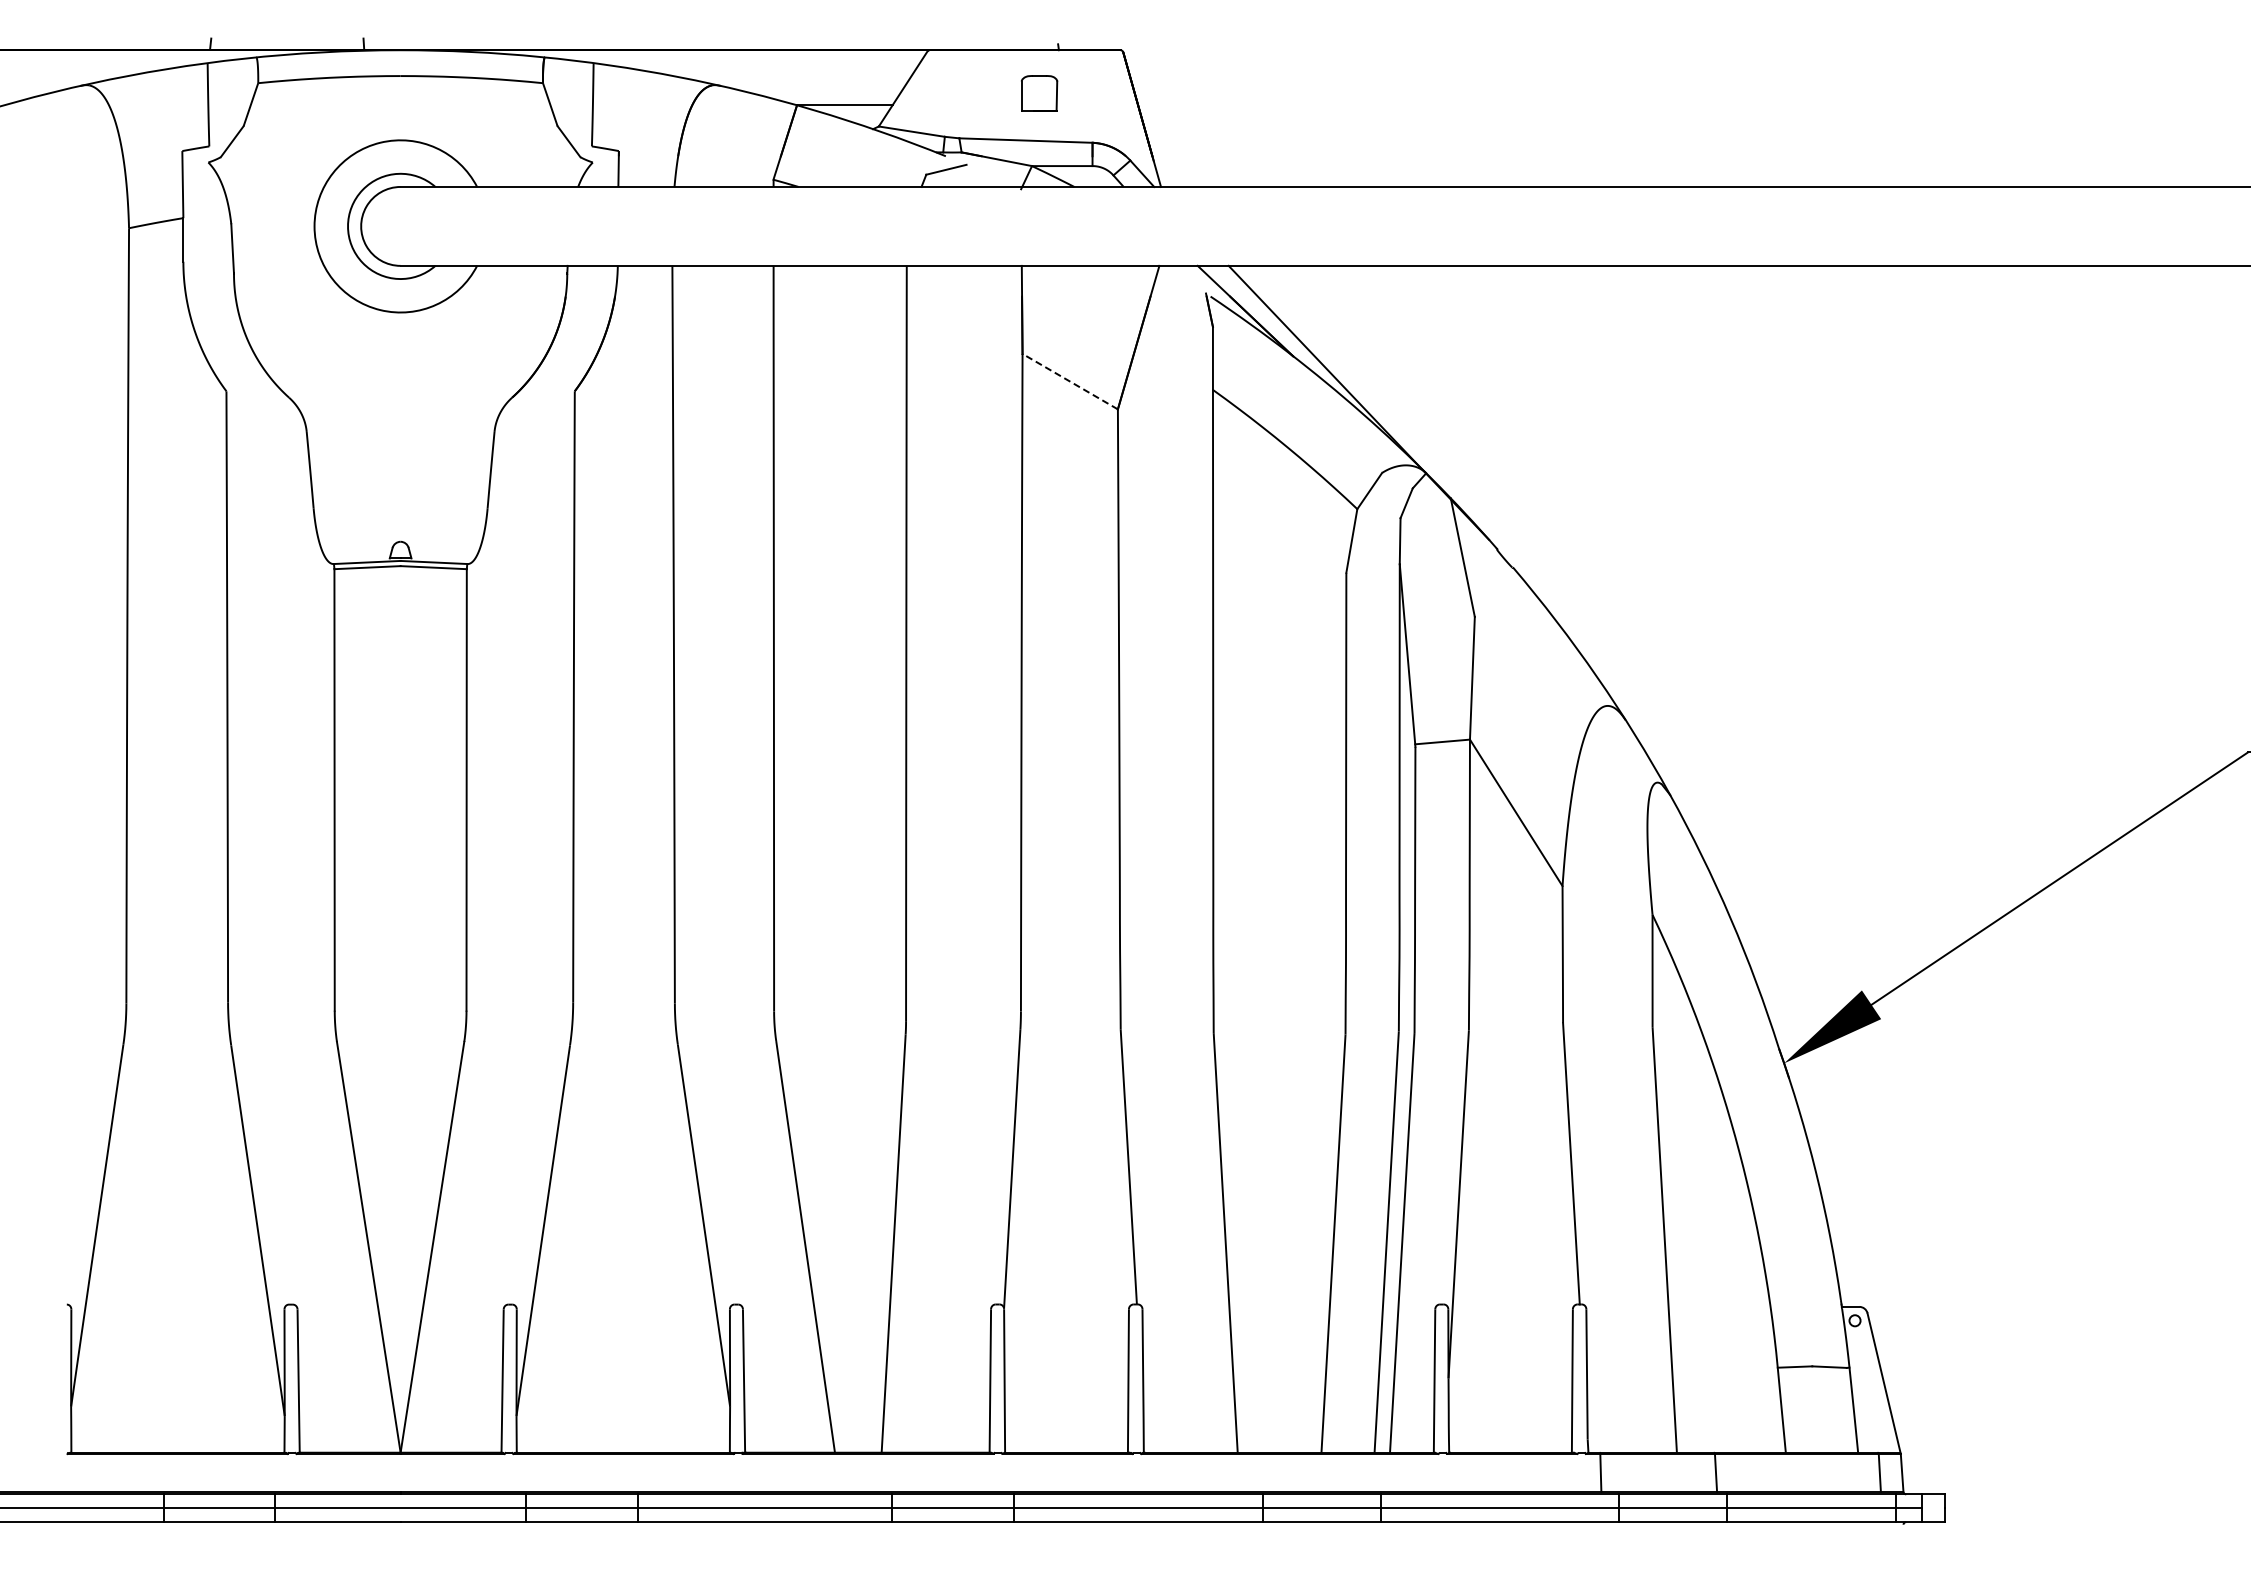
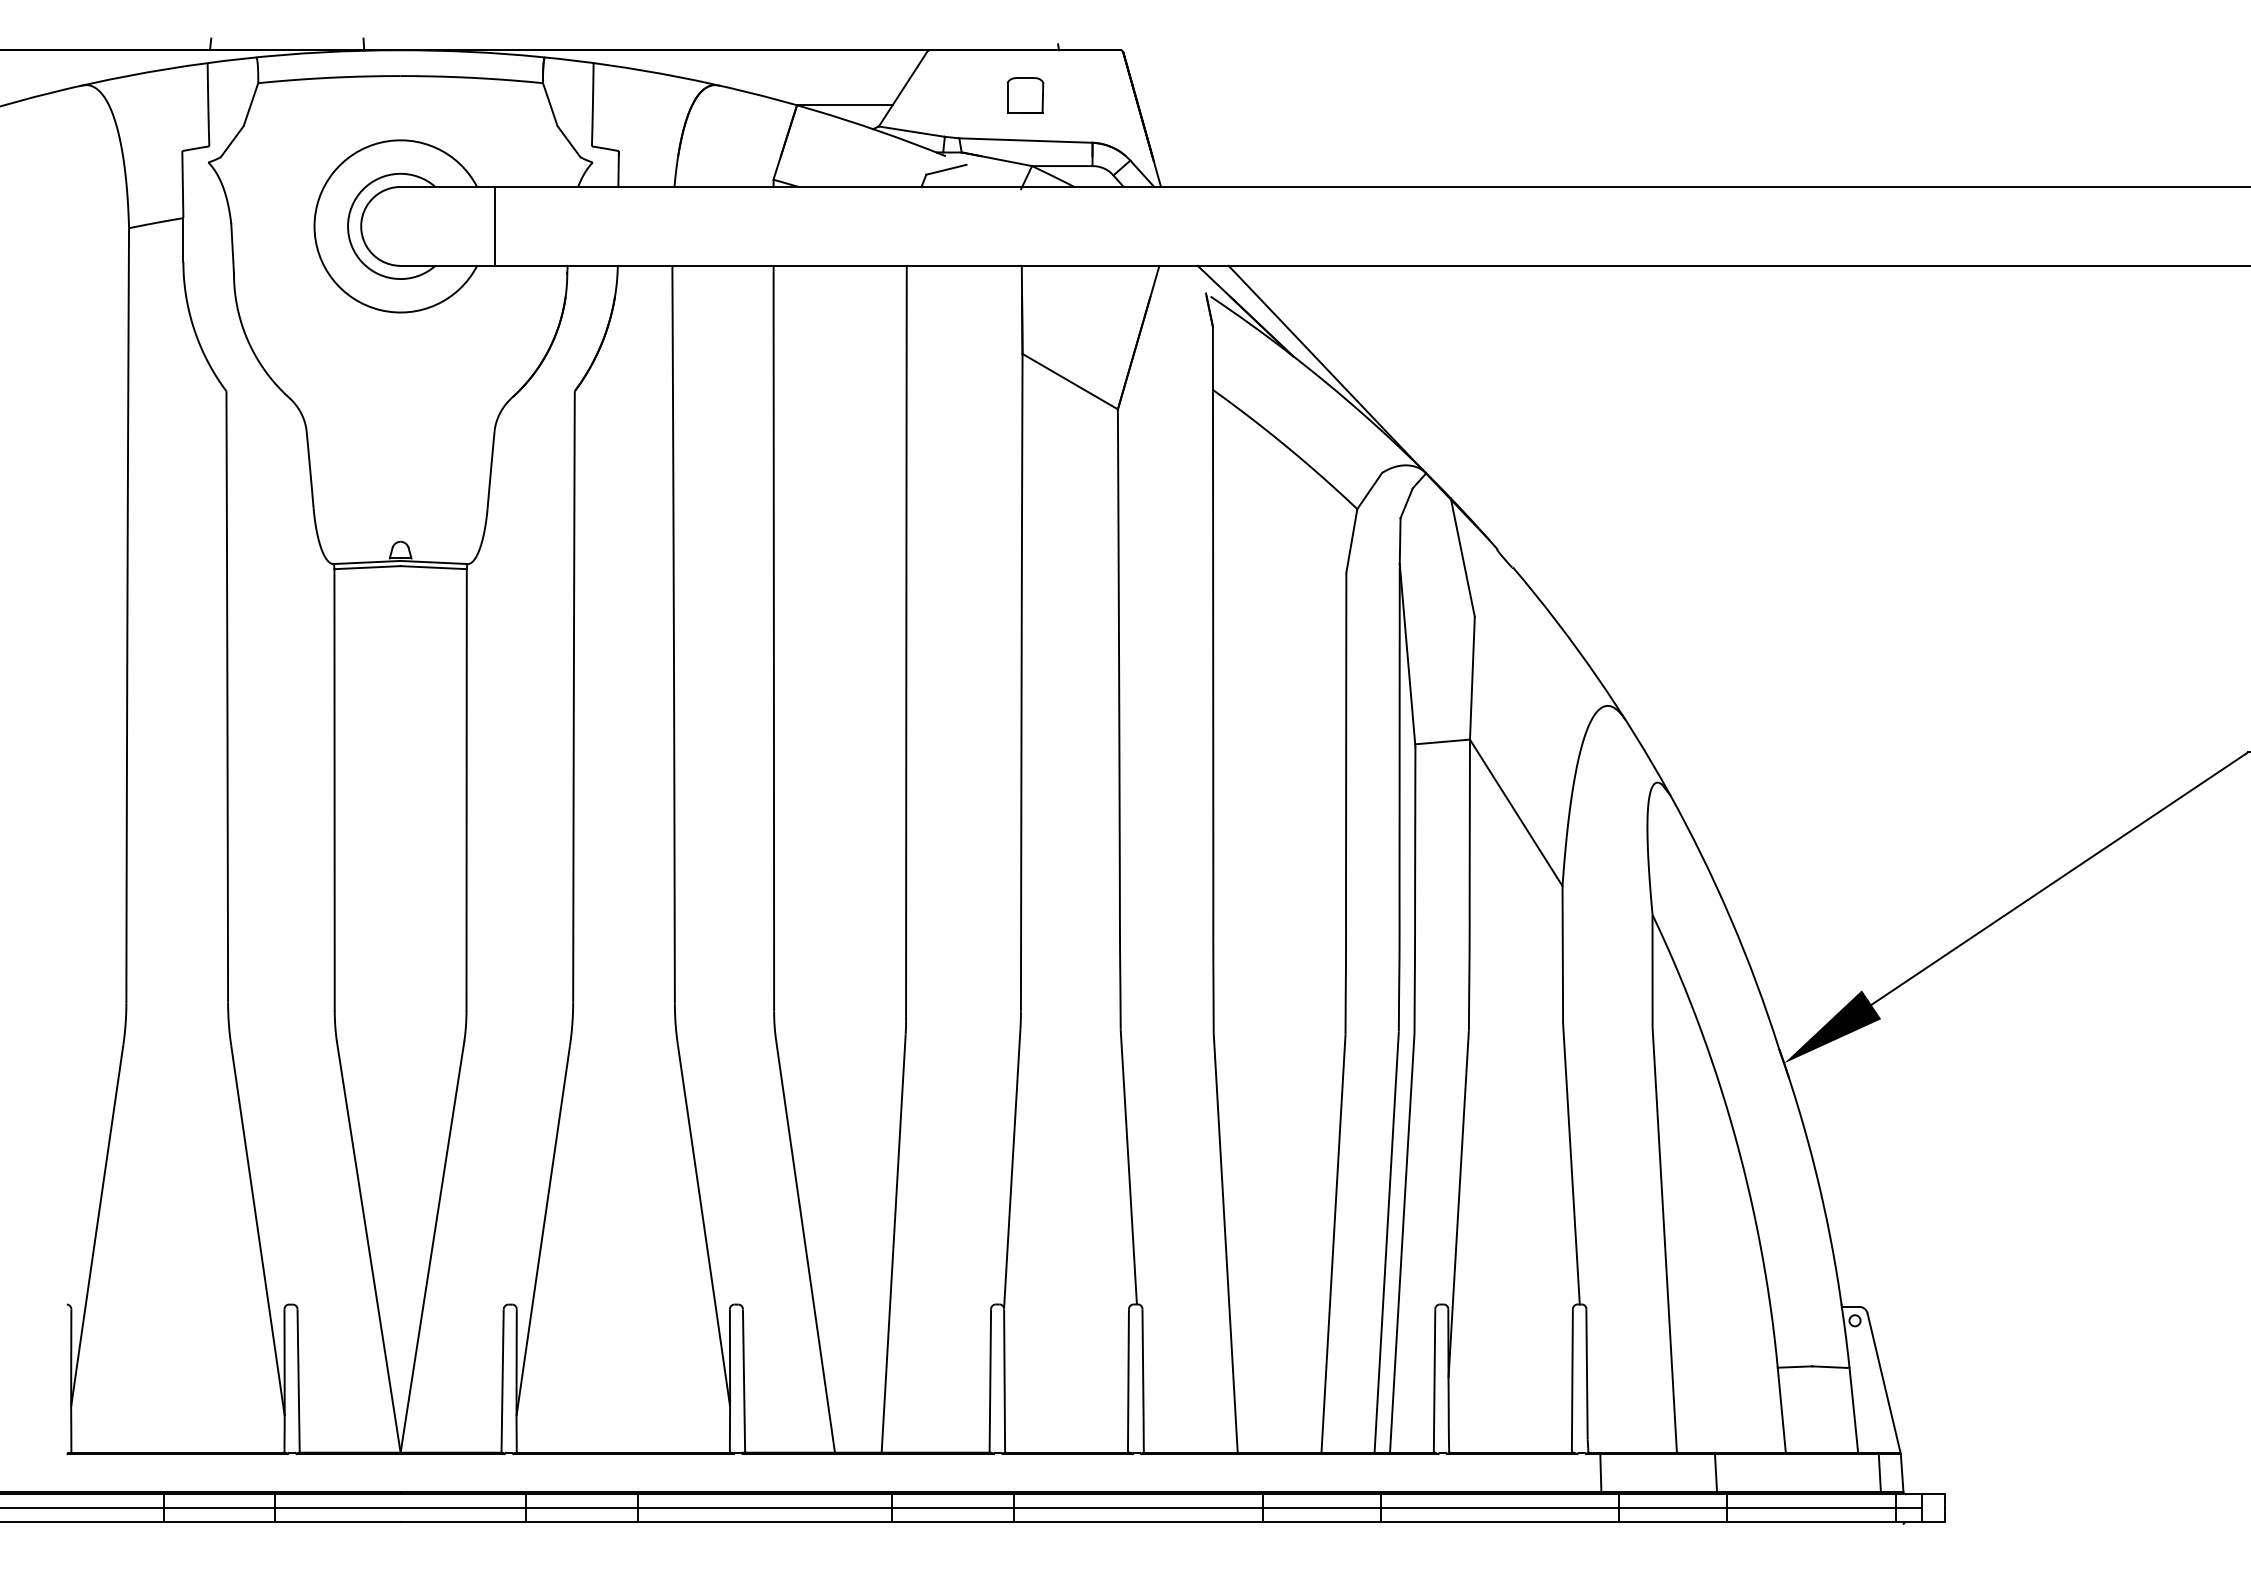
part position: (1039, 93) -> (1025, 95) (1025, 95)
line: none -> present (494, 225)
line: dashed -> solid (1069, 381)
